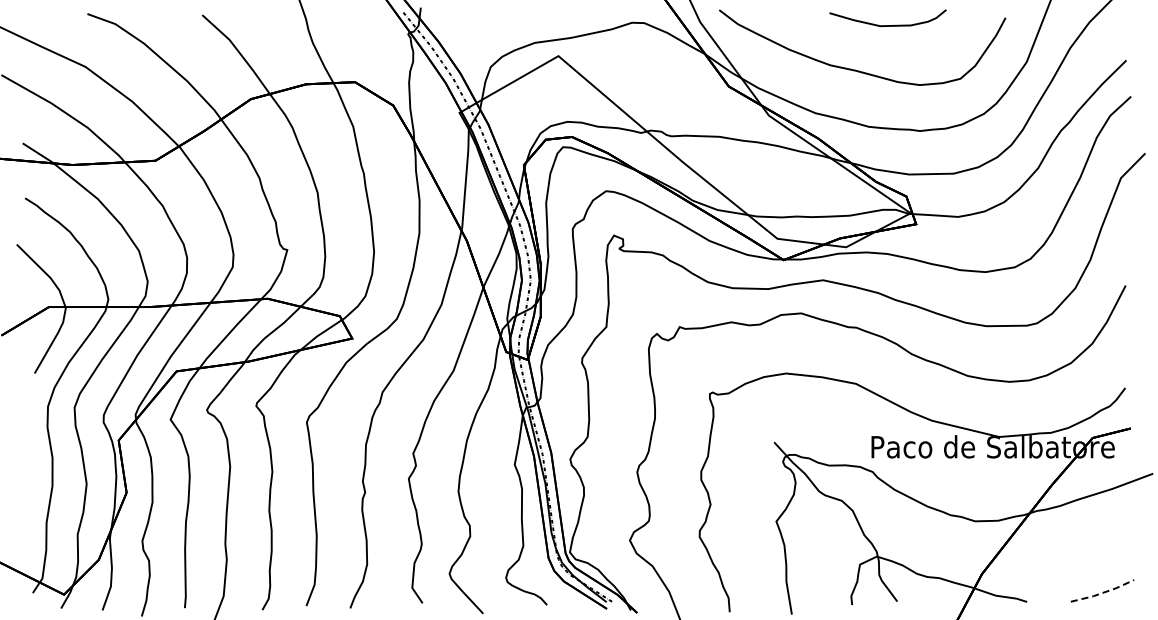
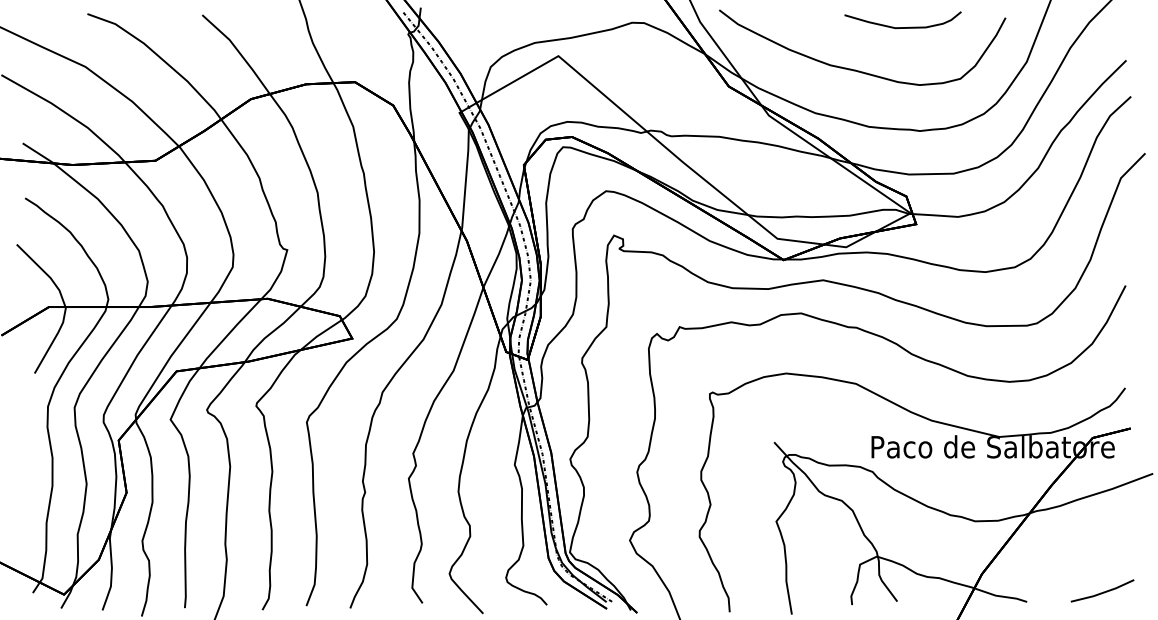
curve position: (887, 25) -> (902, 27) (902, 27)
line: dashed -> solid (1103, 592)
